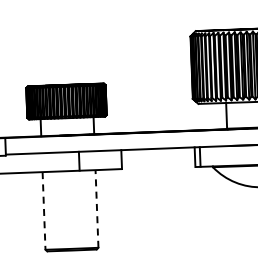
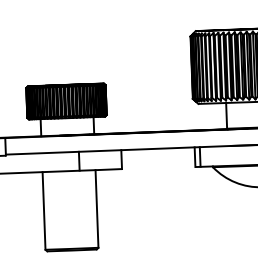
line: dashed -> solid (97, 208)
line: dashed -> solid (44, 210)
